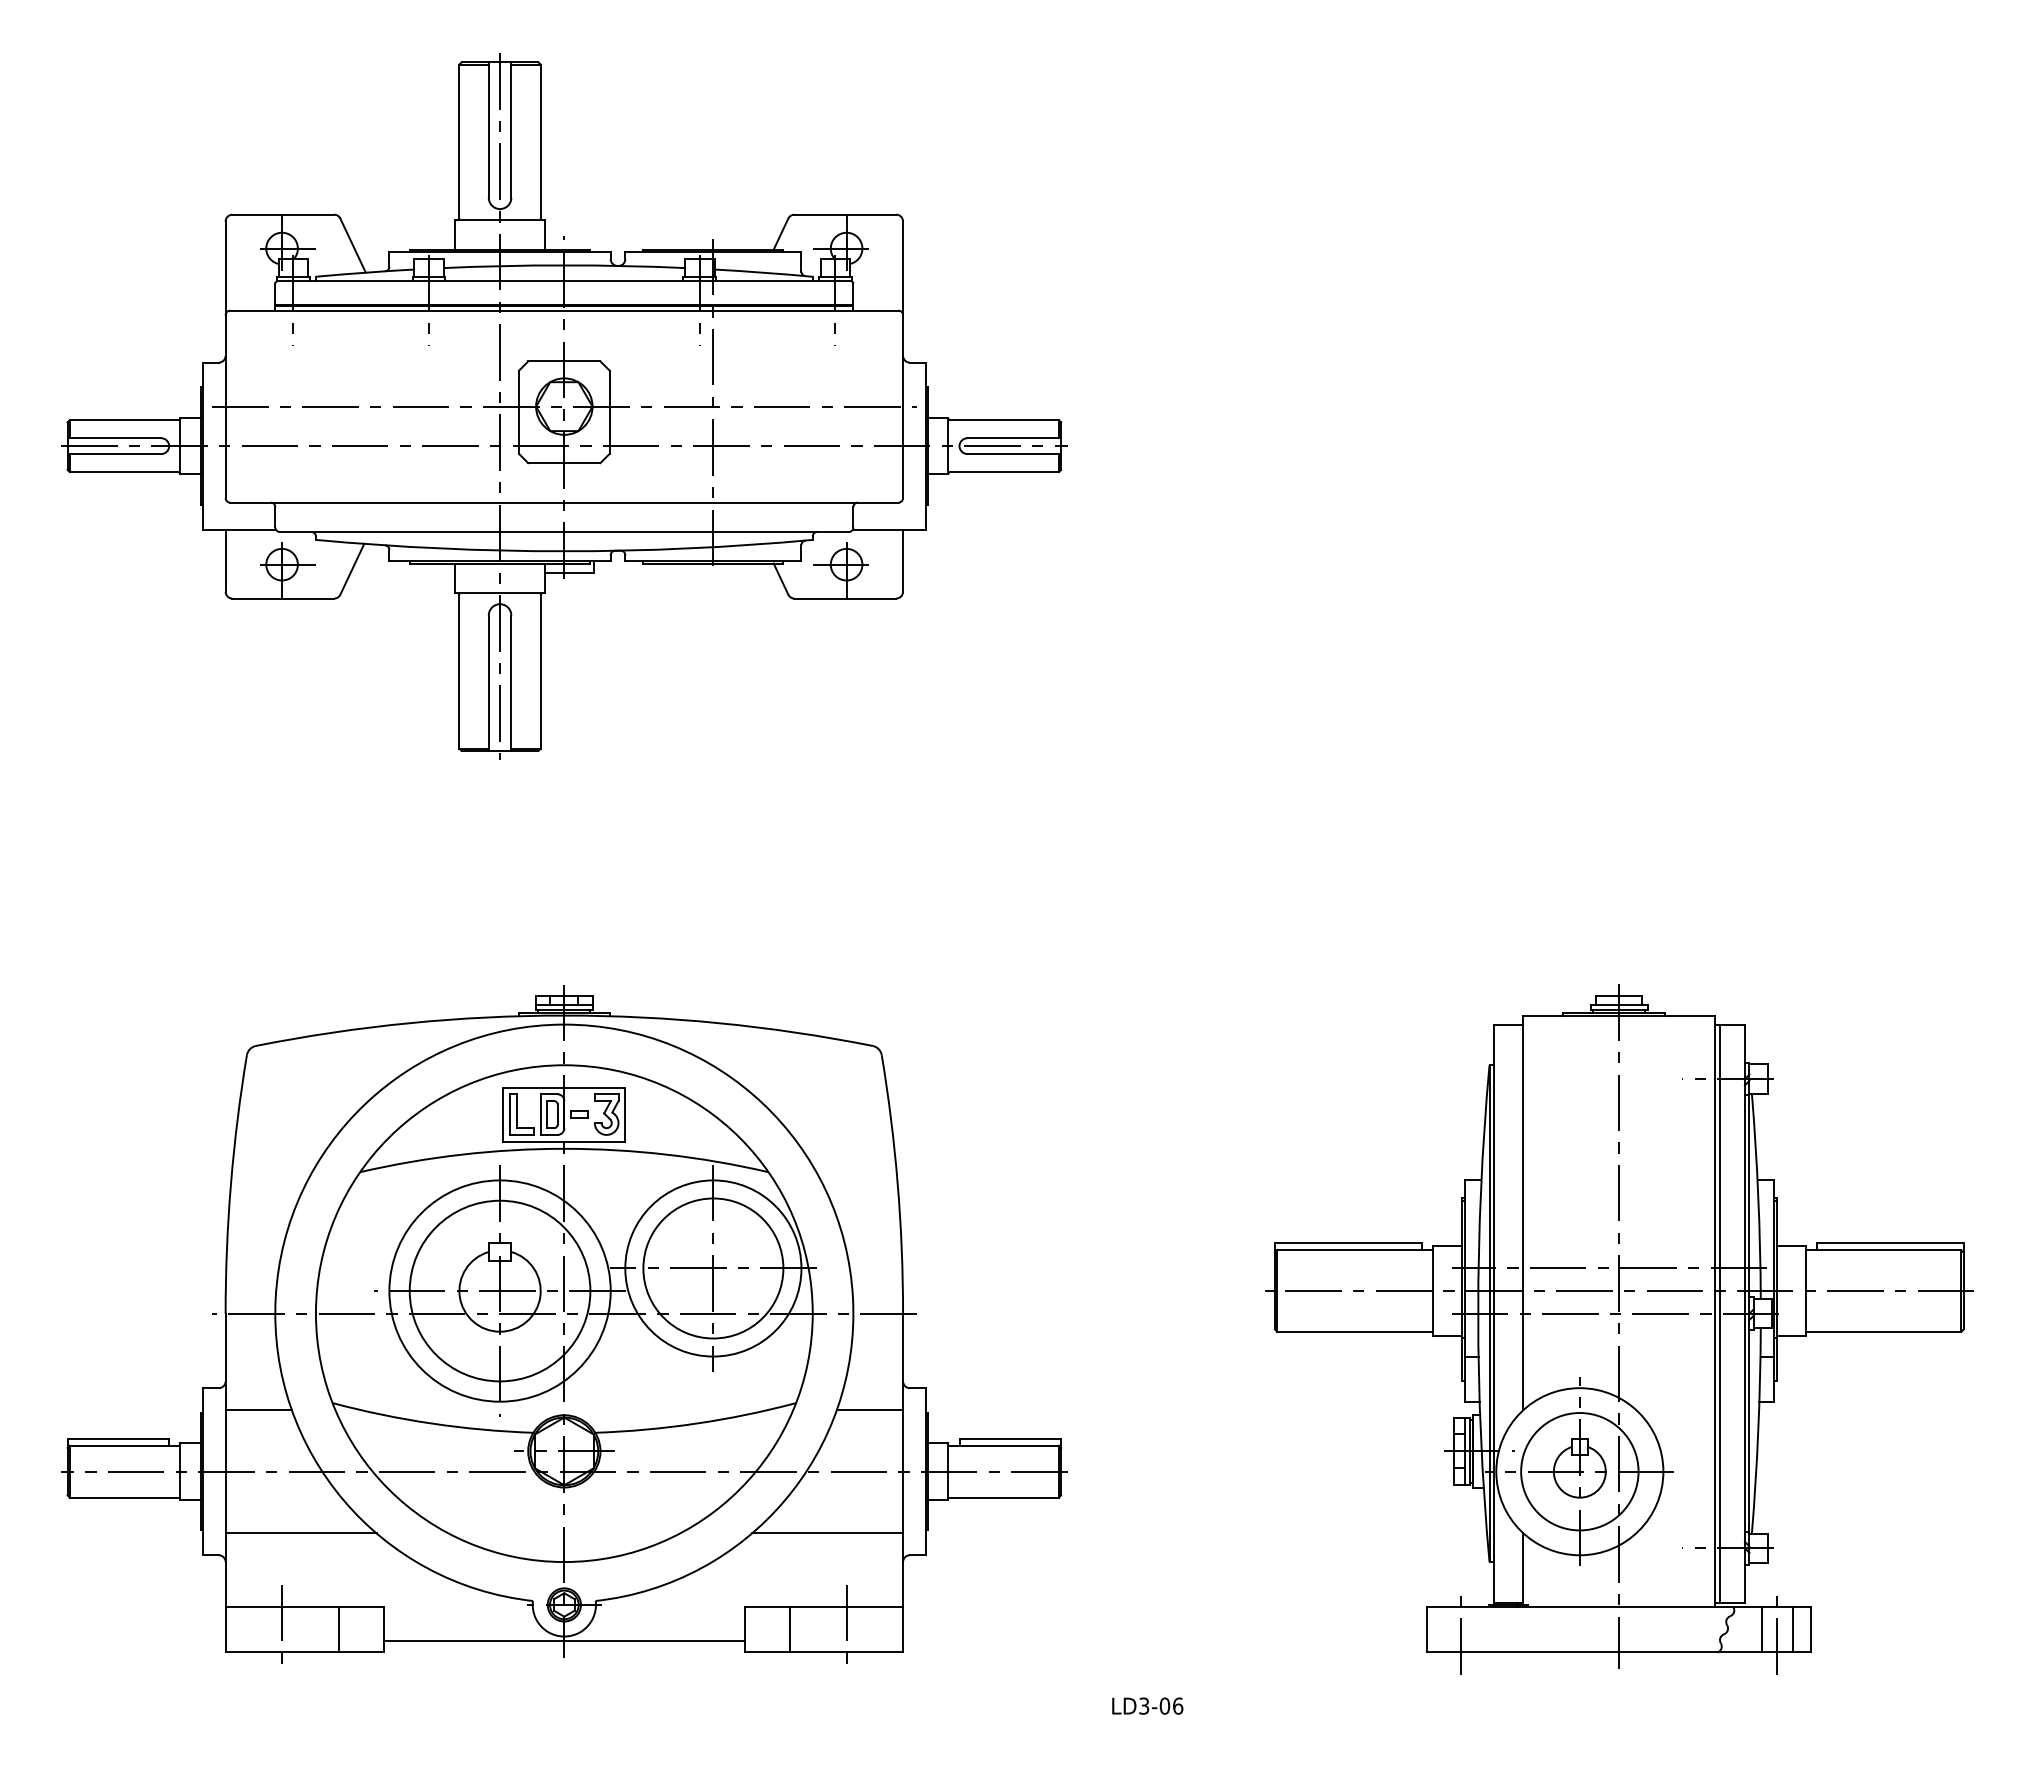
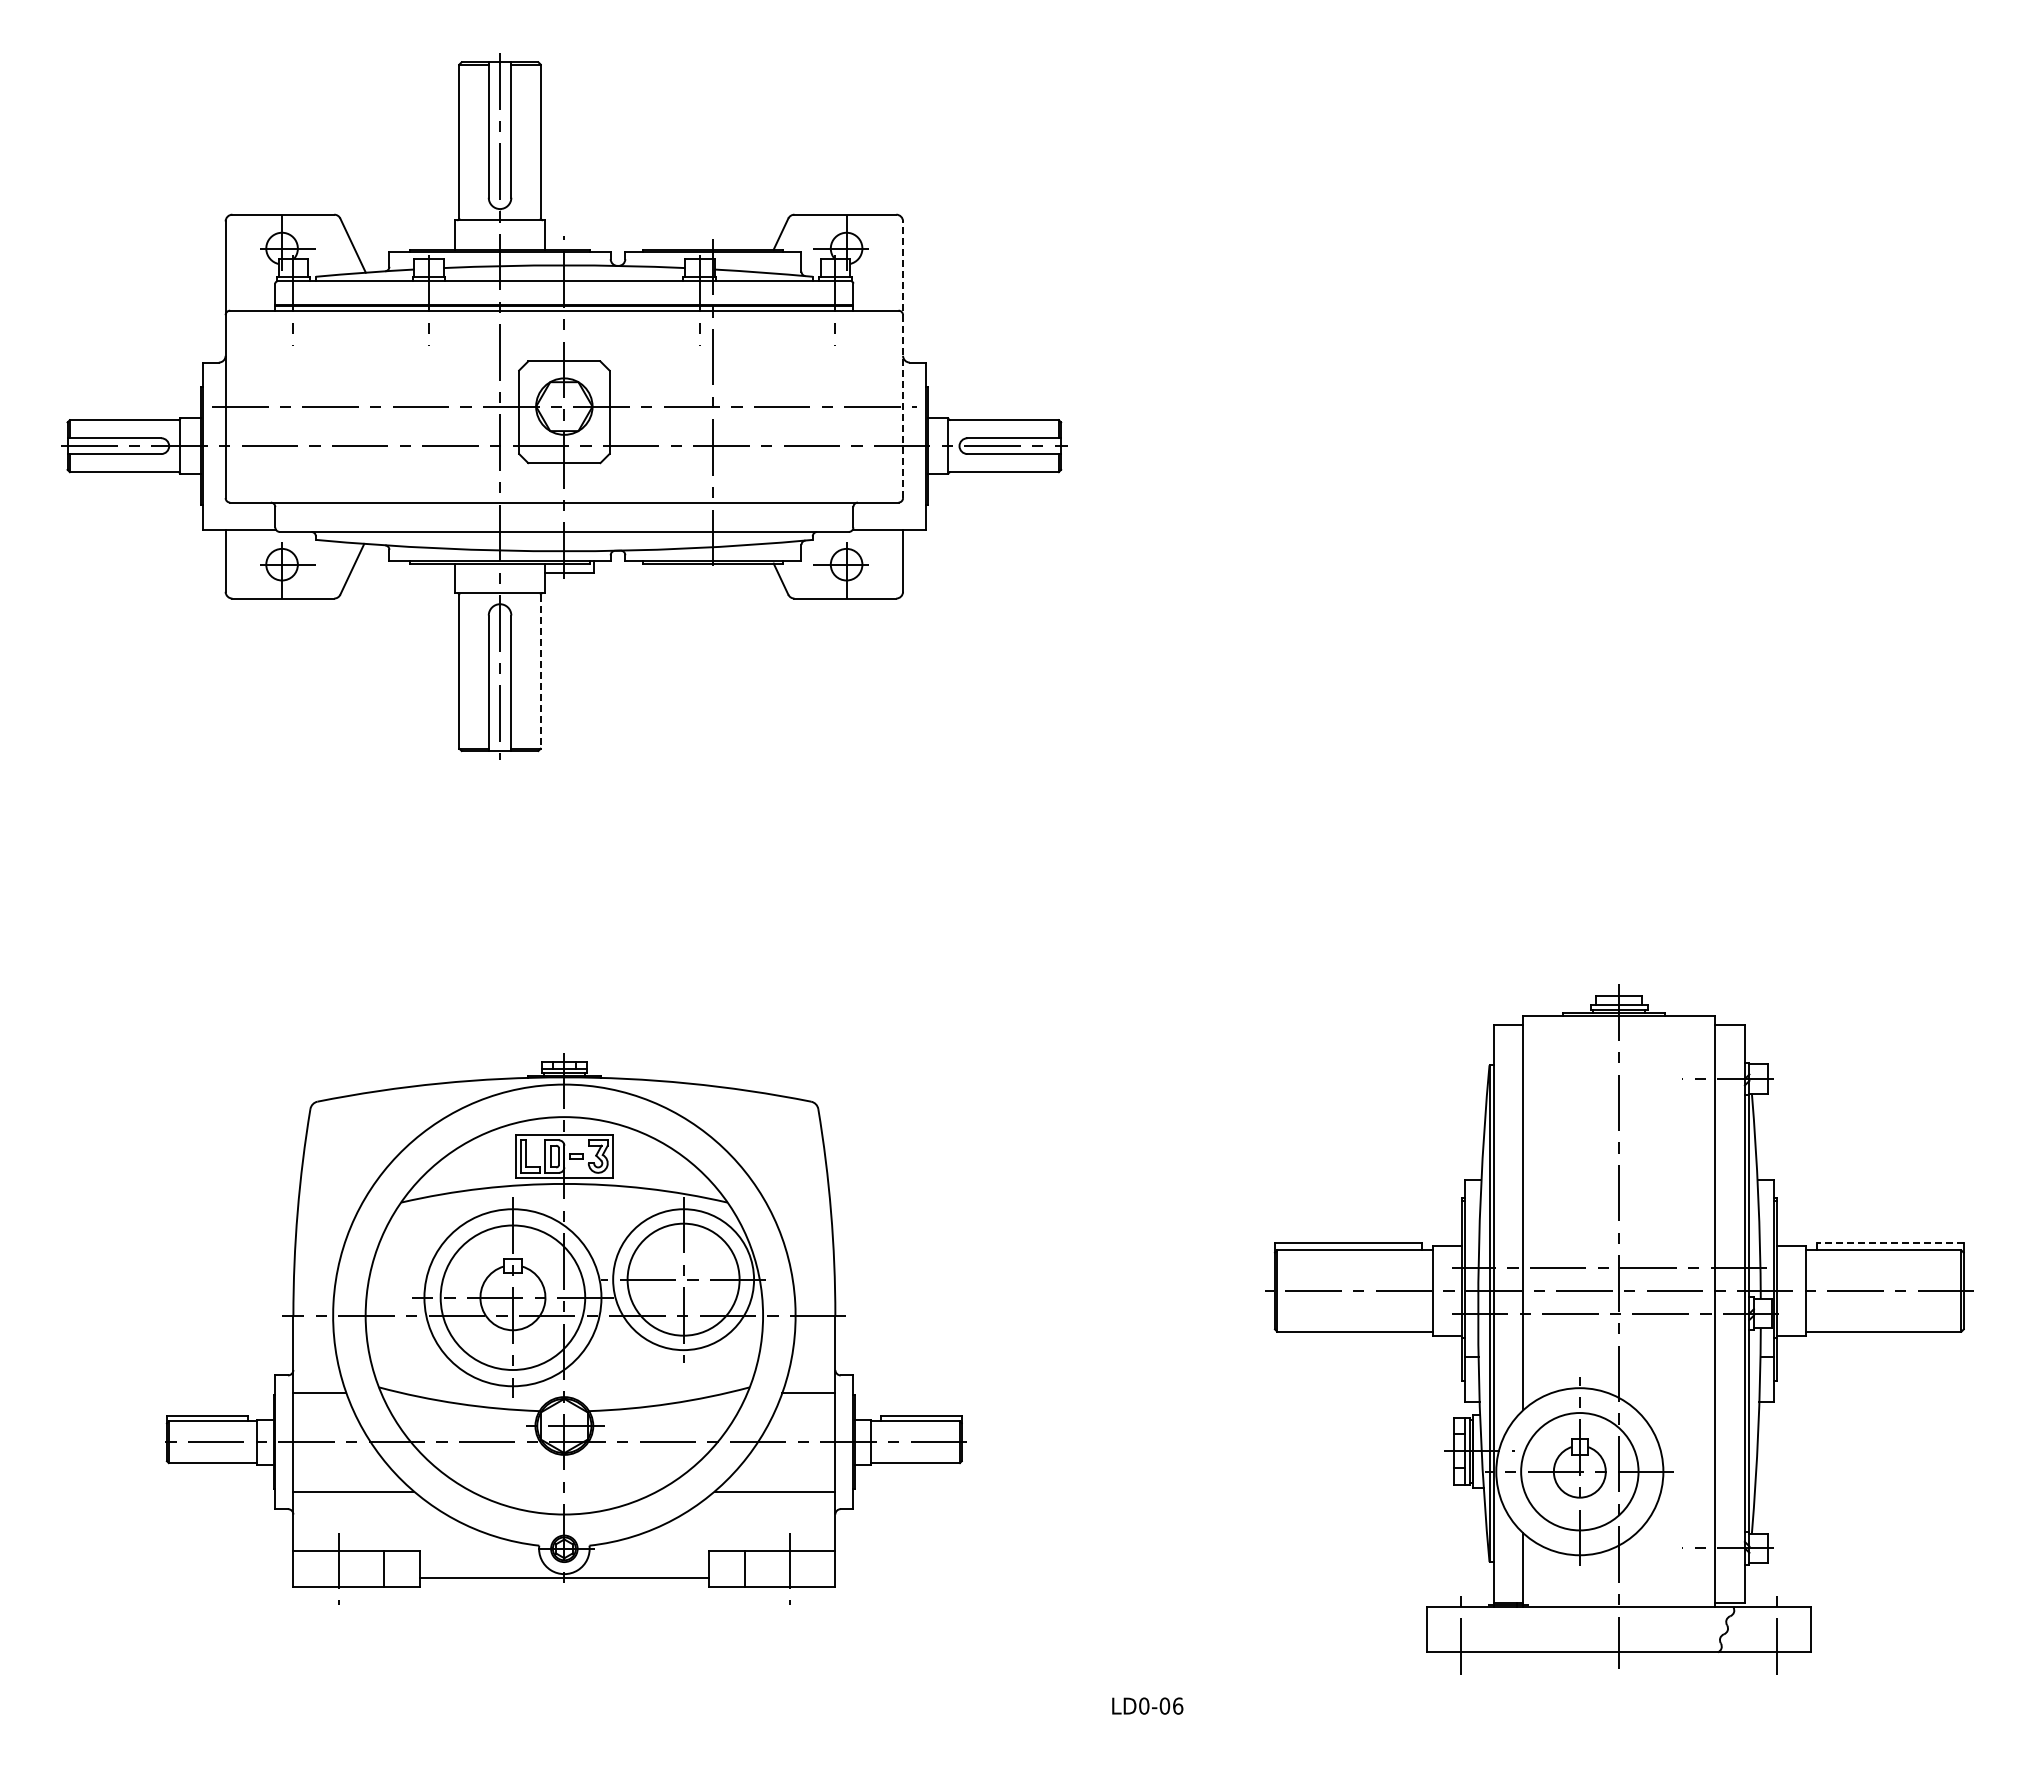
line: solid -> dashed (903, 359)
line: solid -> dashed (540, 671)
line: solid -> dashed (1889, 1242)
line: present -> none (1719, 1313)
part size: 1007x679 px -> 802x536 px (565, 1320)
line: present -> none (1761, 1629)
line: present -> none (1793, 1629)
text: LD3-06 -> LD0-06 (1144, 1705)
